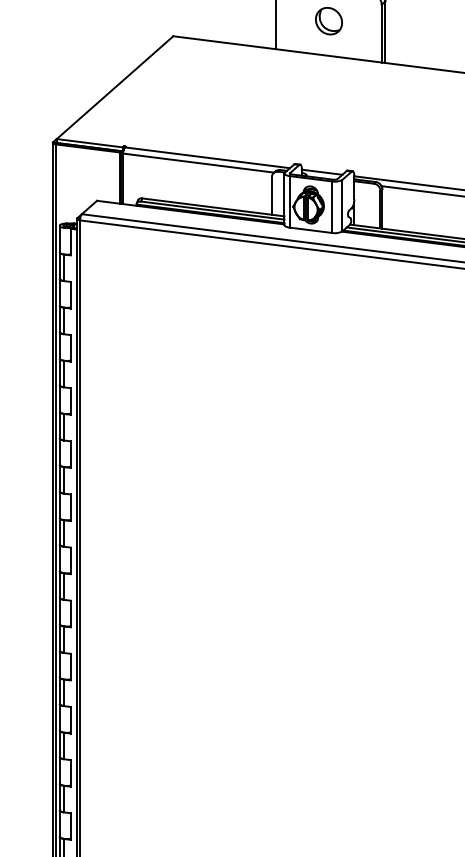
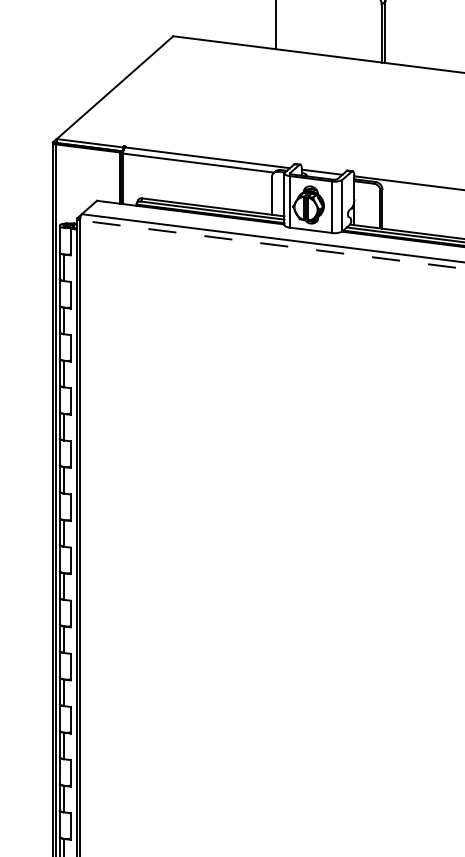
part: present -> none (328, 20)
line: present -> none (421, 191)
line: solid -> dashed (272, 244)
